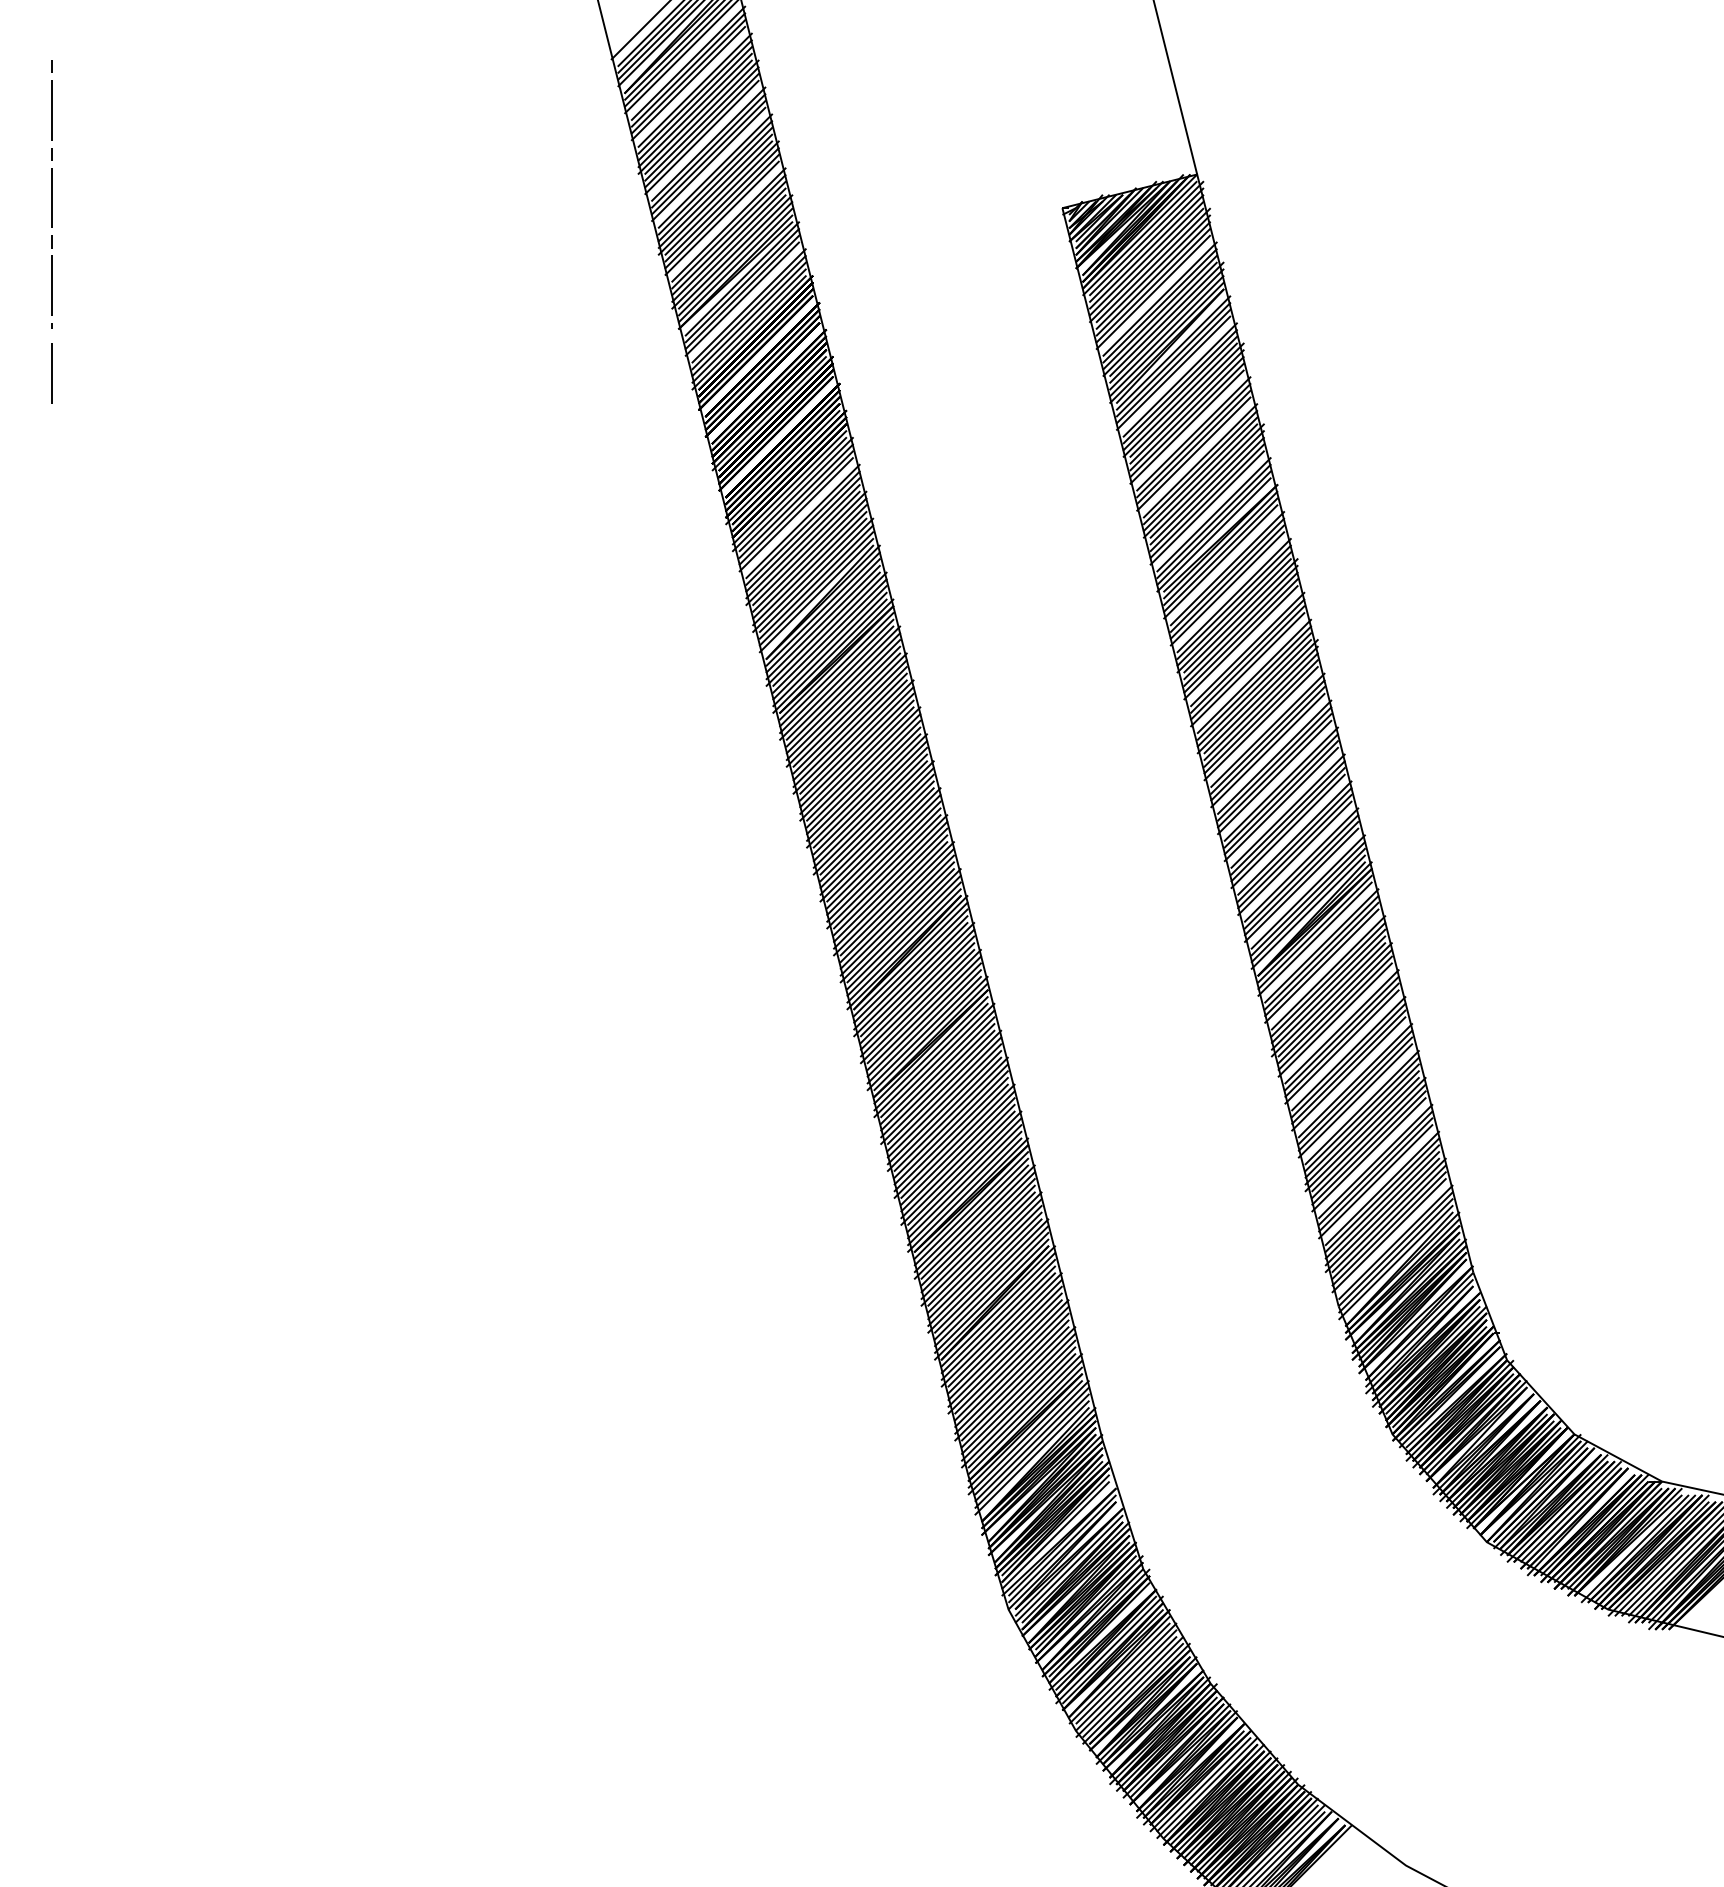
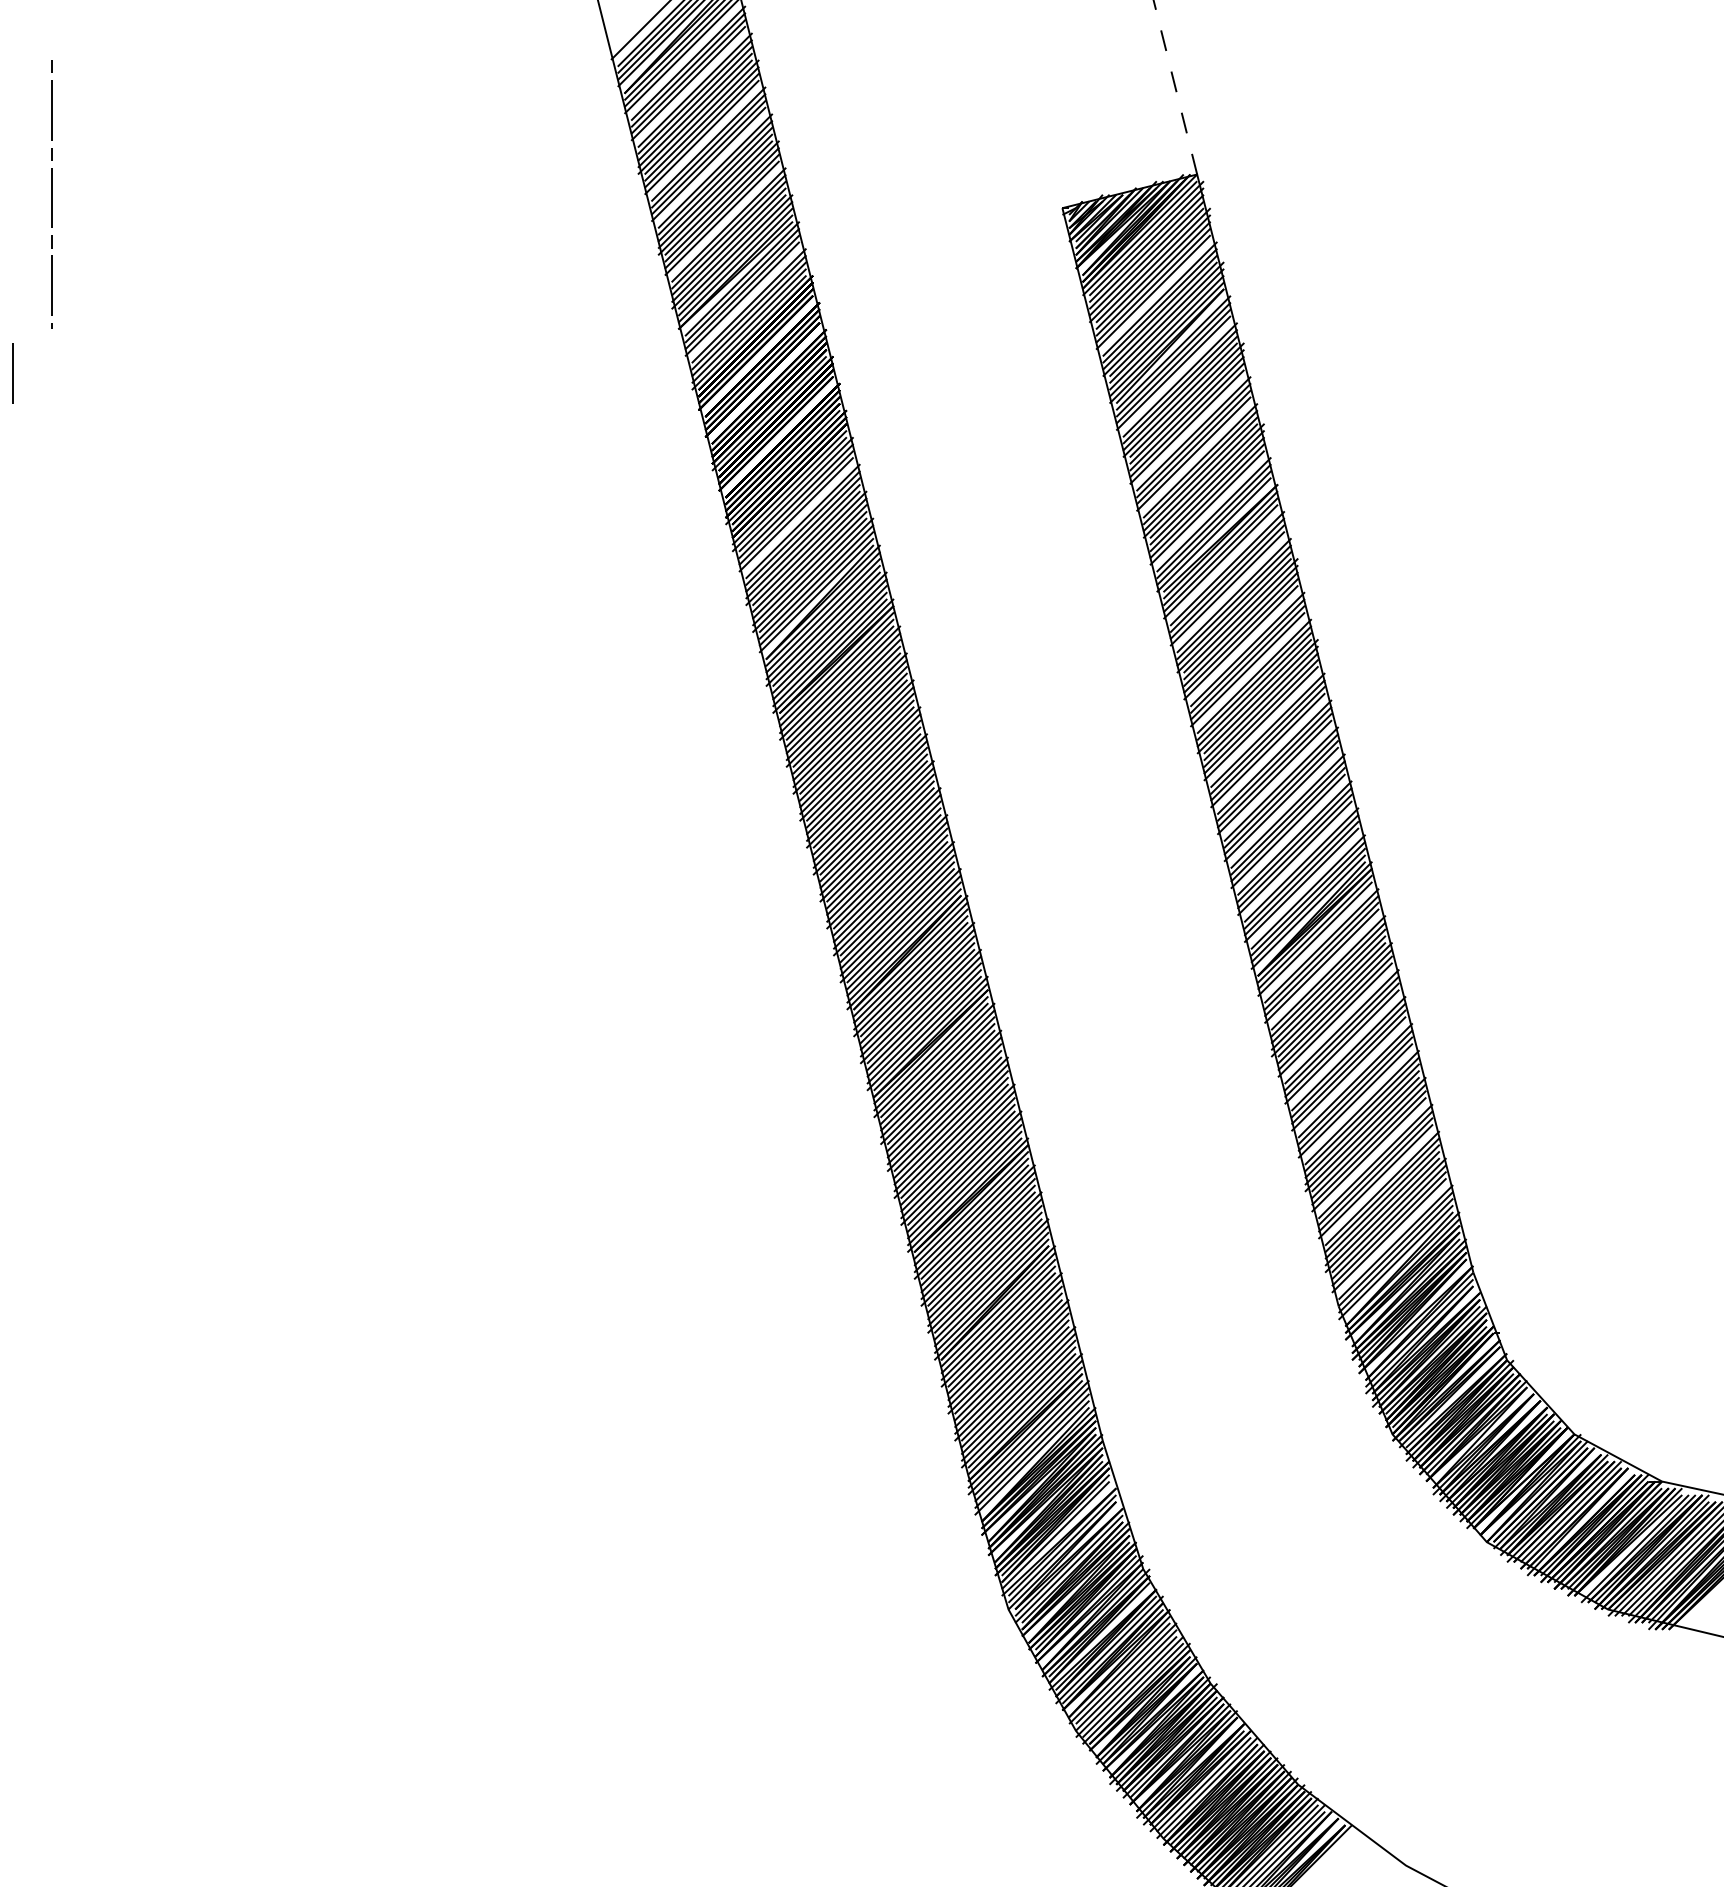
line: solid -> dashed (1175, 87)
line position: (51, 373) -> (12, 373) (12, 373)
